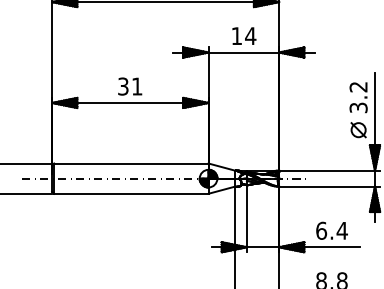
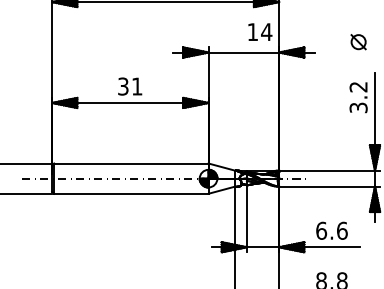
text position: (244, 35) -> (260, 31) (260, 31)
part position: (358, 130) -> (358, 42) (358, 42)
text: 6.4 -> 6.6 (341, 230)
